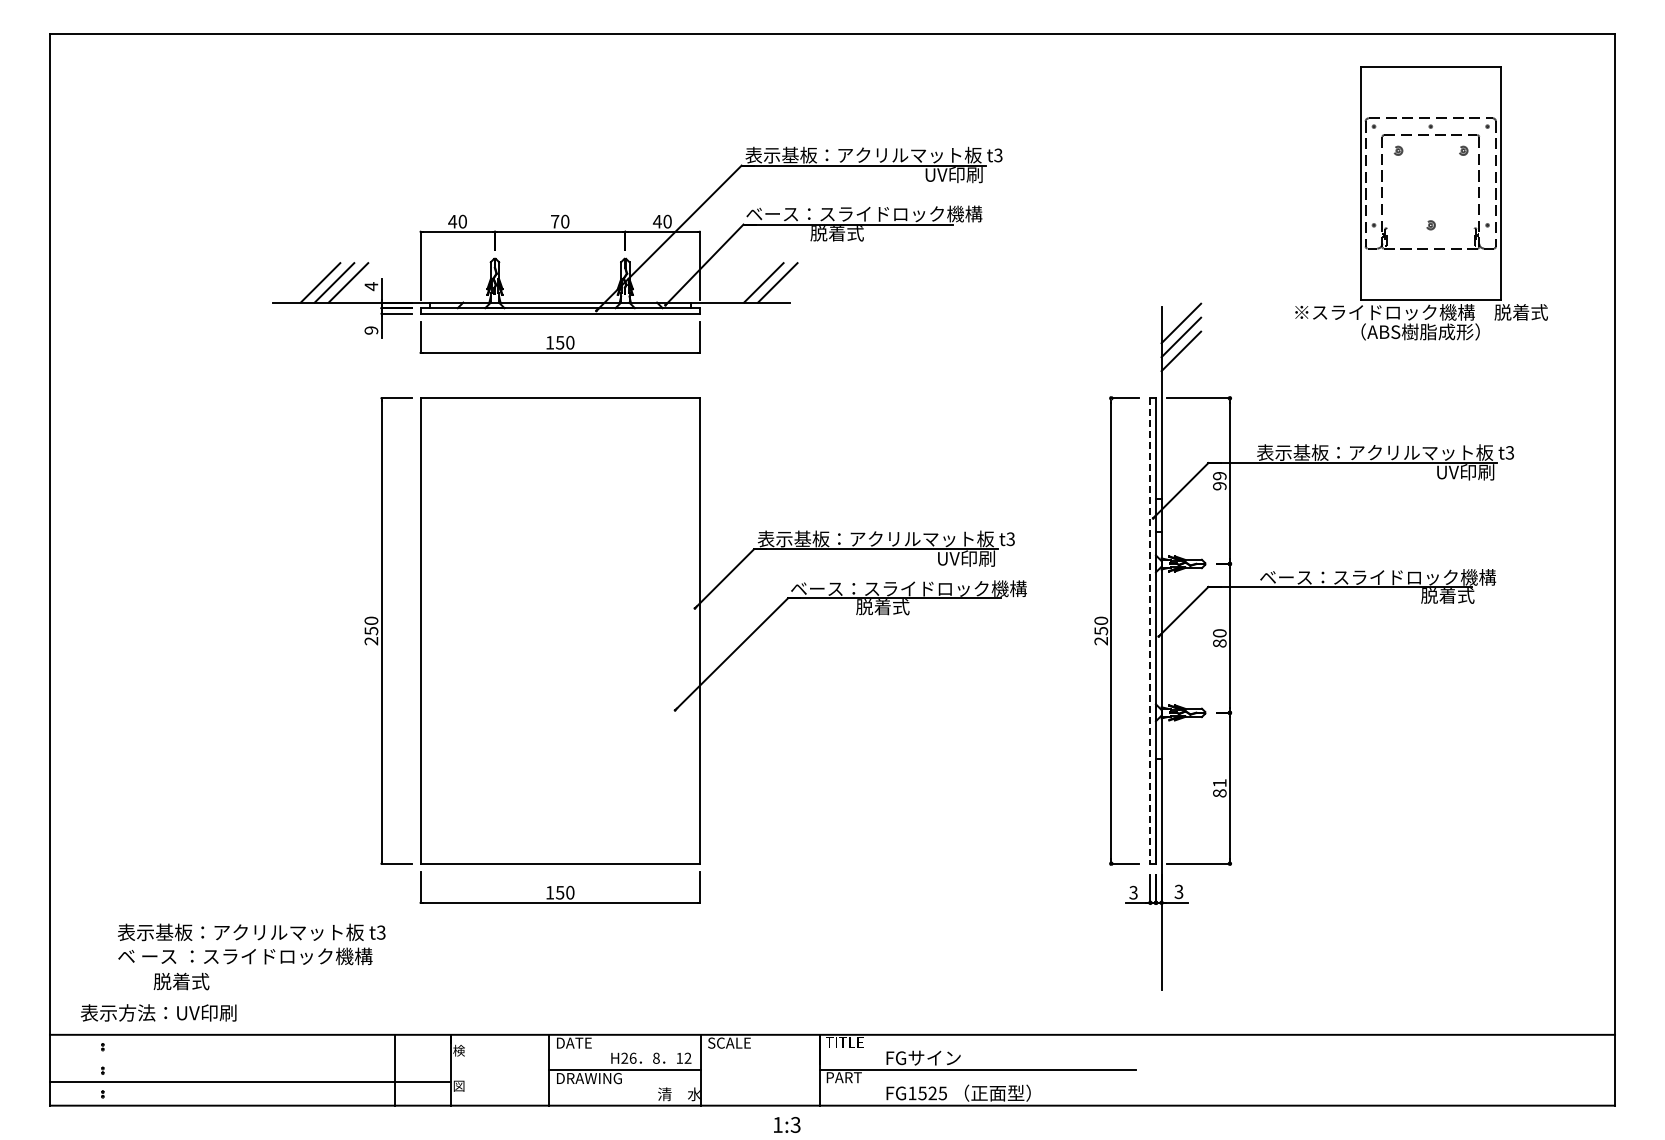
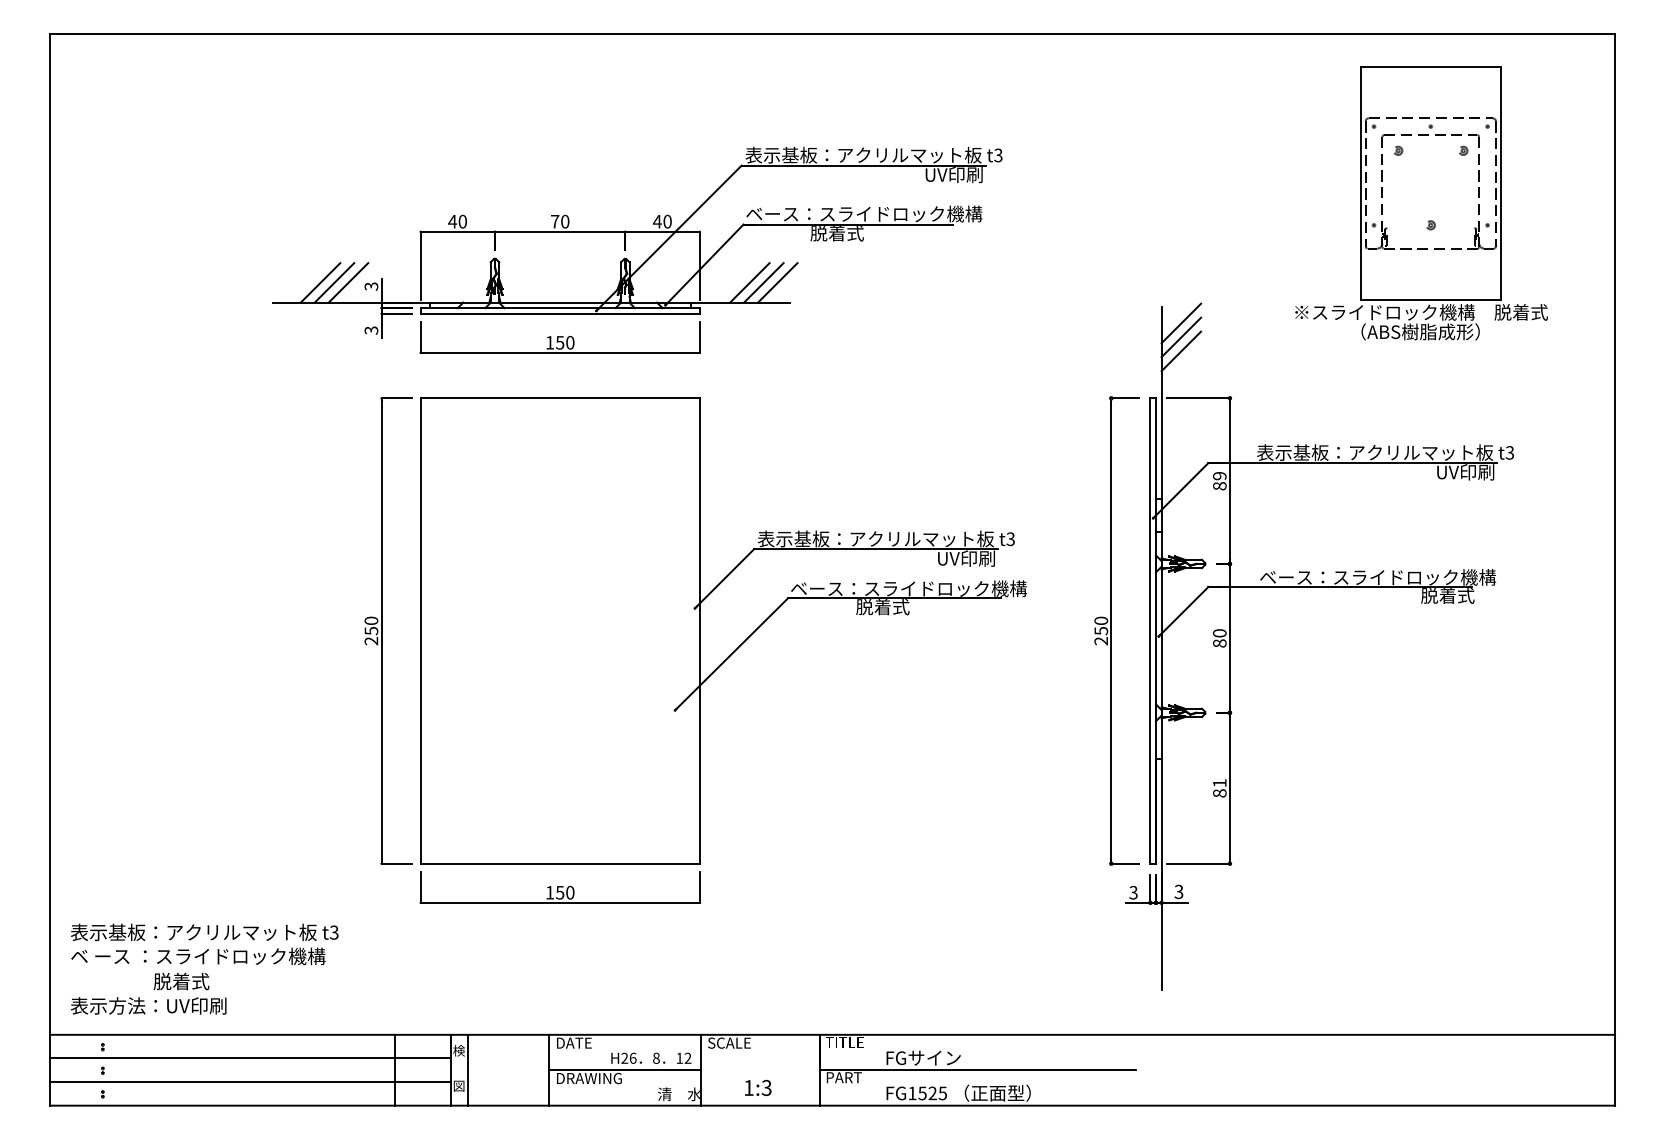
line: none -> present (749, 282)
text: 4 -> 3 (371, 286)
text: 9 -> 3 (371, 330)
text: 99 -> 89 (1219, 486)
line: dashed -> solid (1150, 631)
text position: (251, 944) -> (204, 944) (204, 944)
text position: (158, 1012) -> (148, 1005) (148, 1005)
line: none -> present (249, 1058)
line: none -> present (467, 1069)
text position: (787, 1124) -> (758, 1087) (758, 1087)
